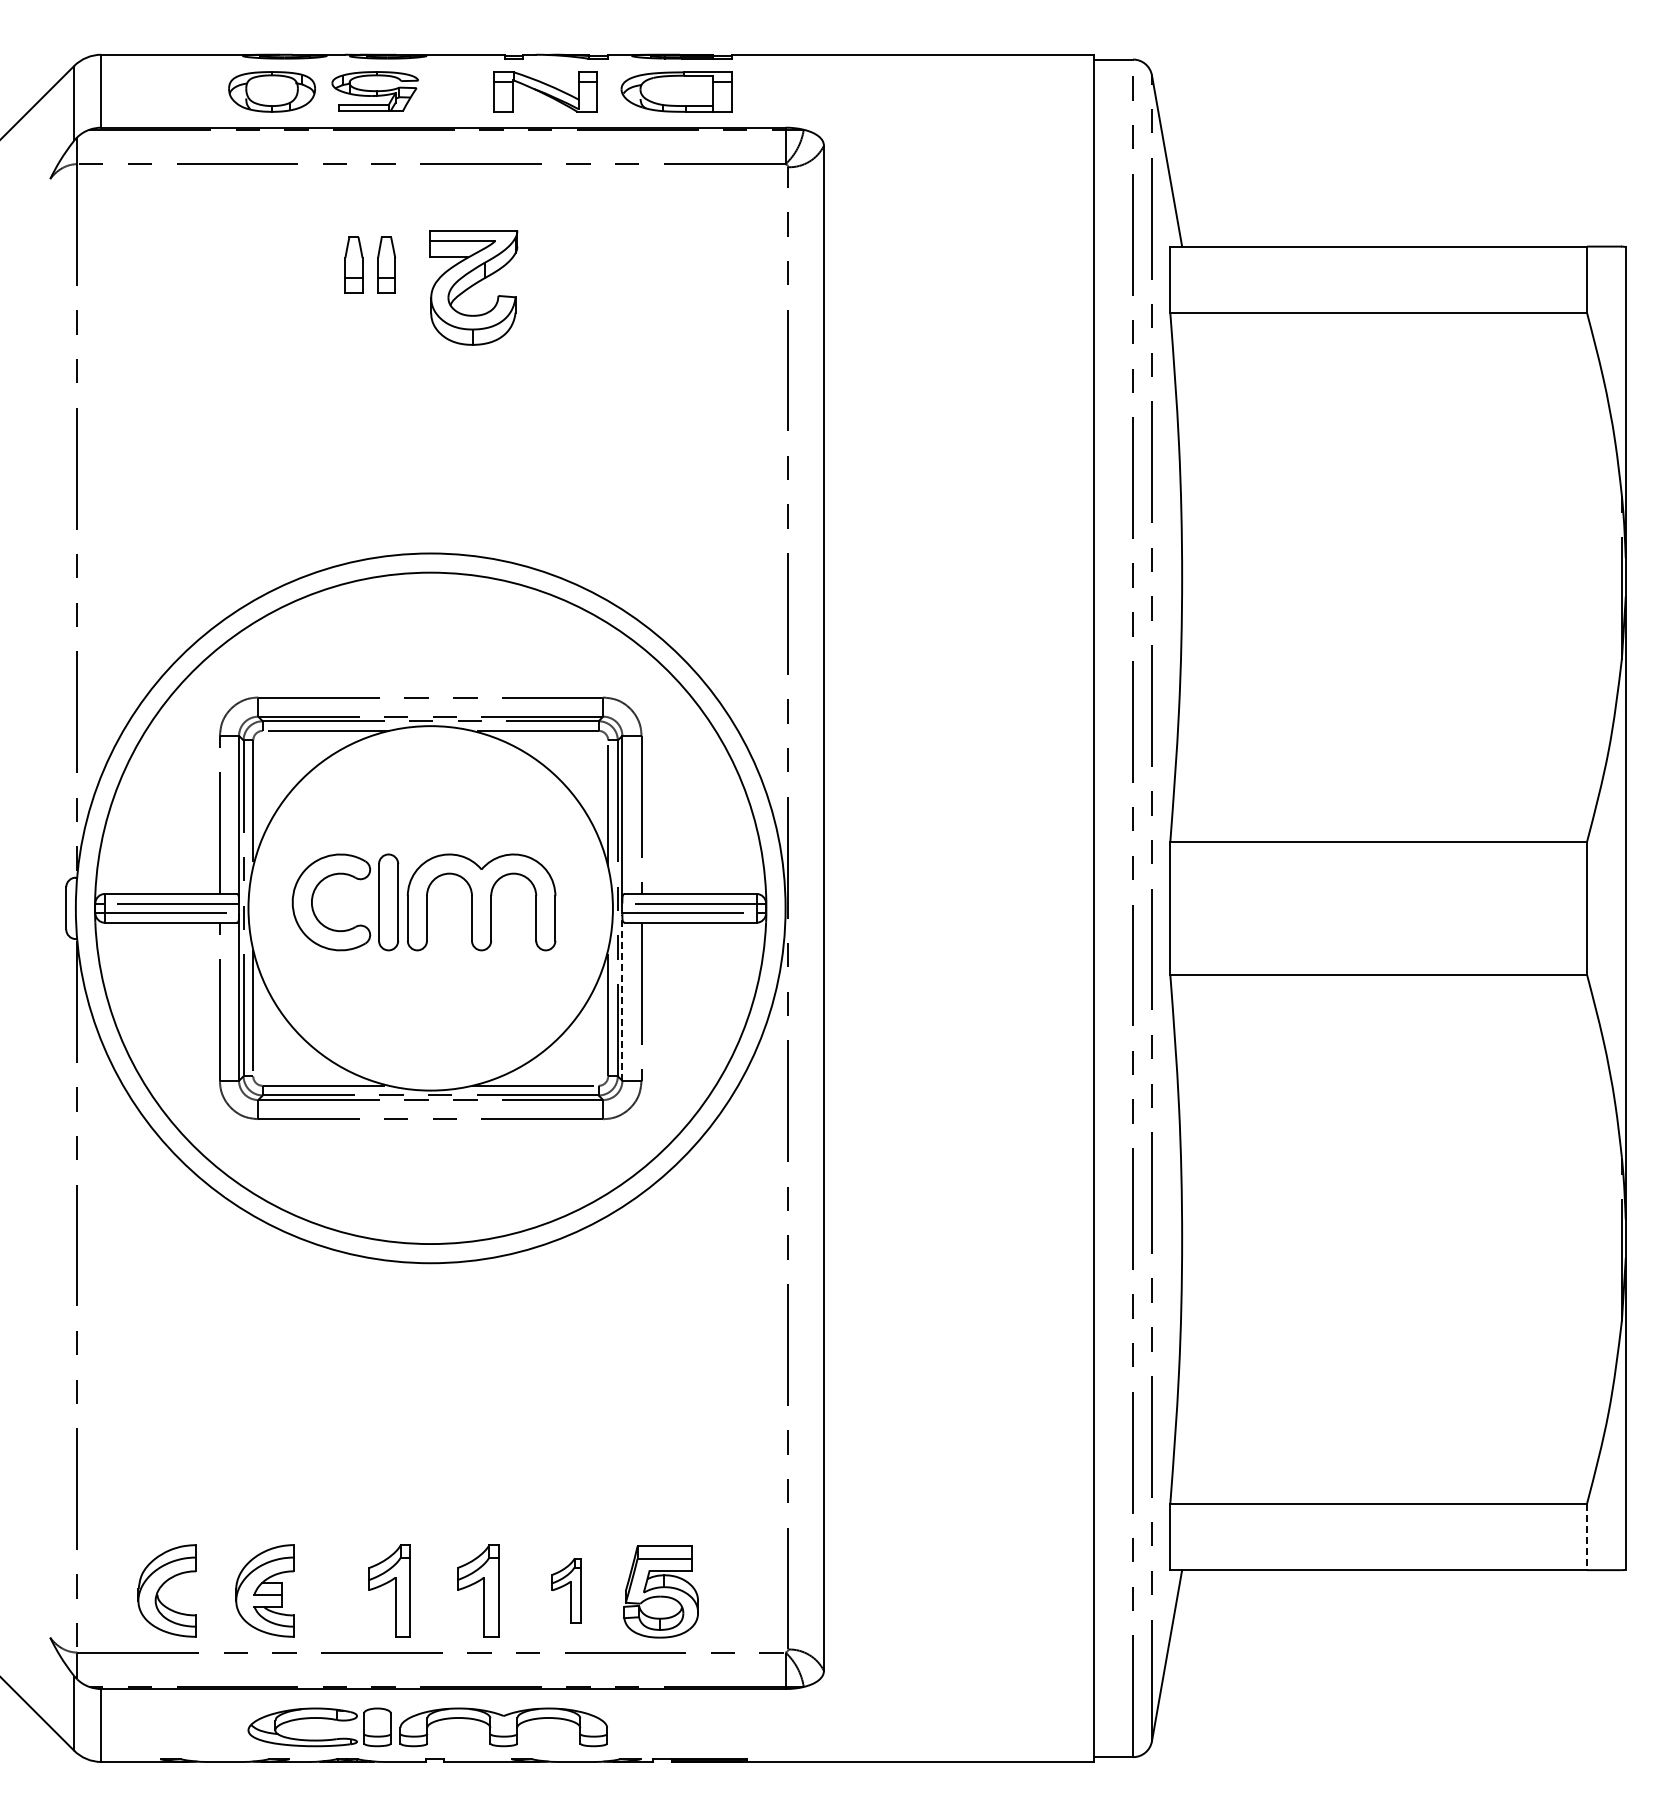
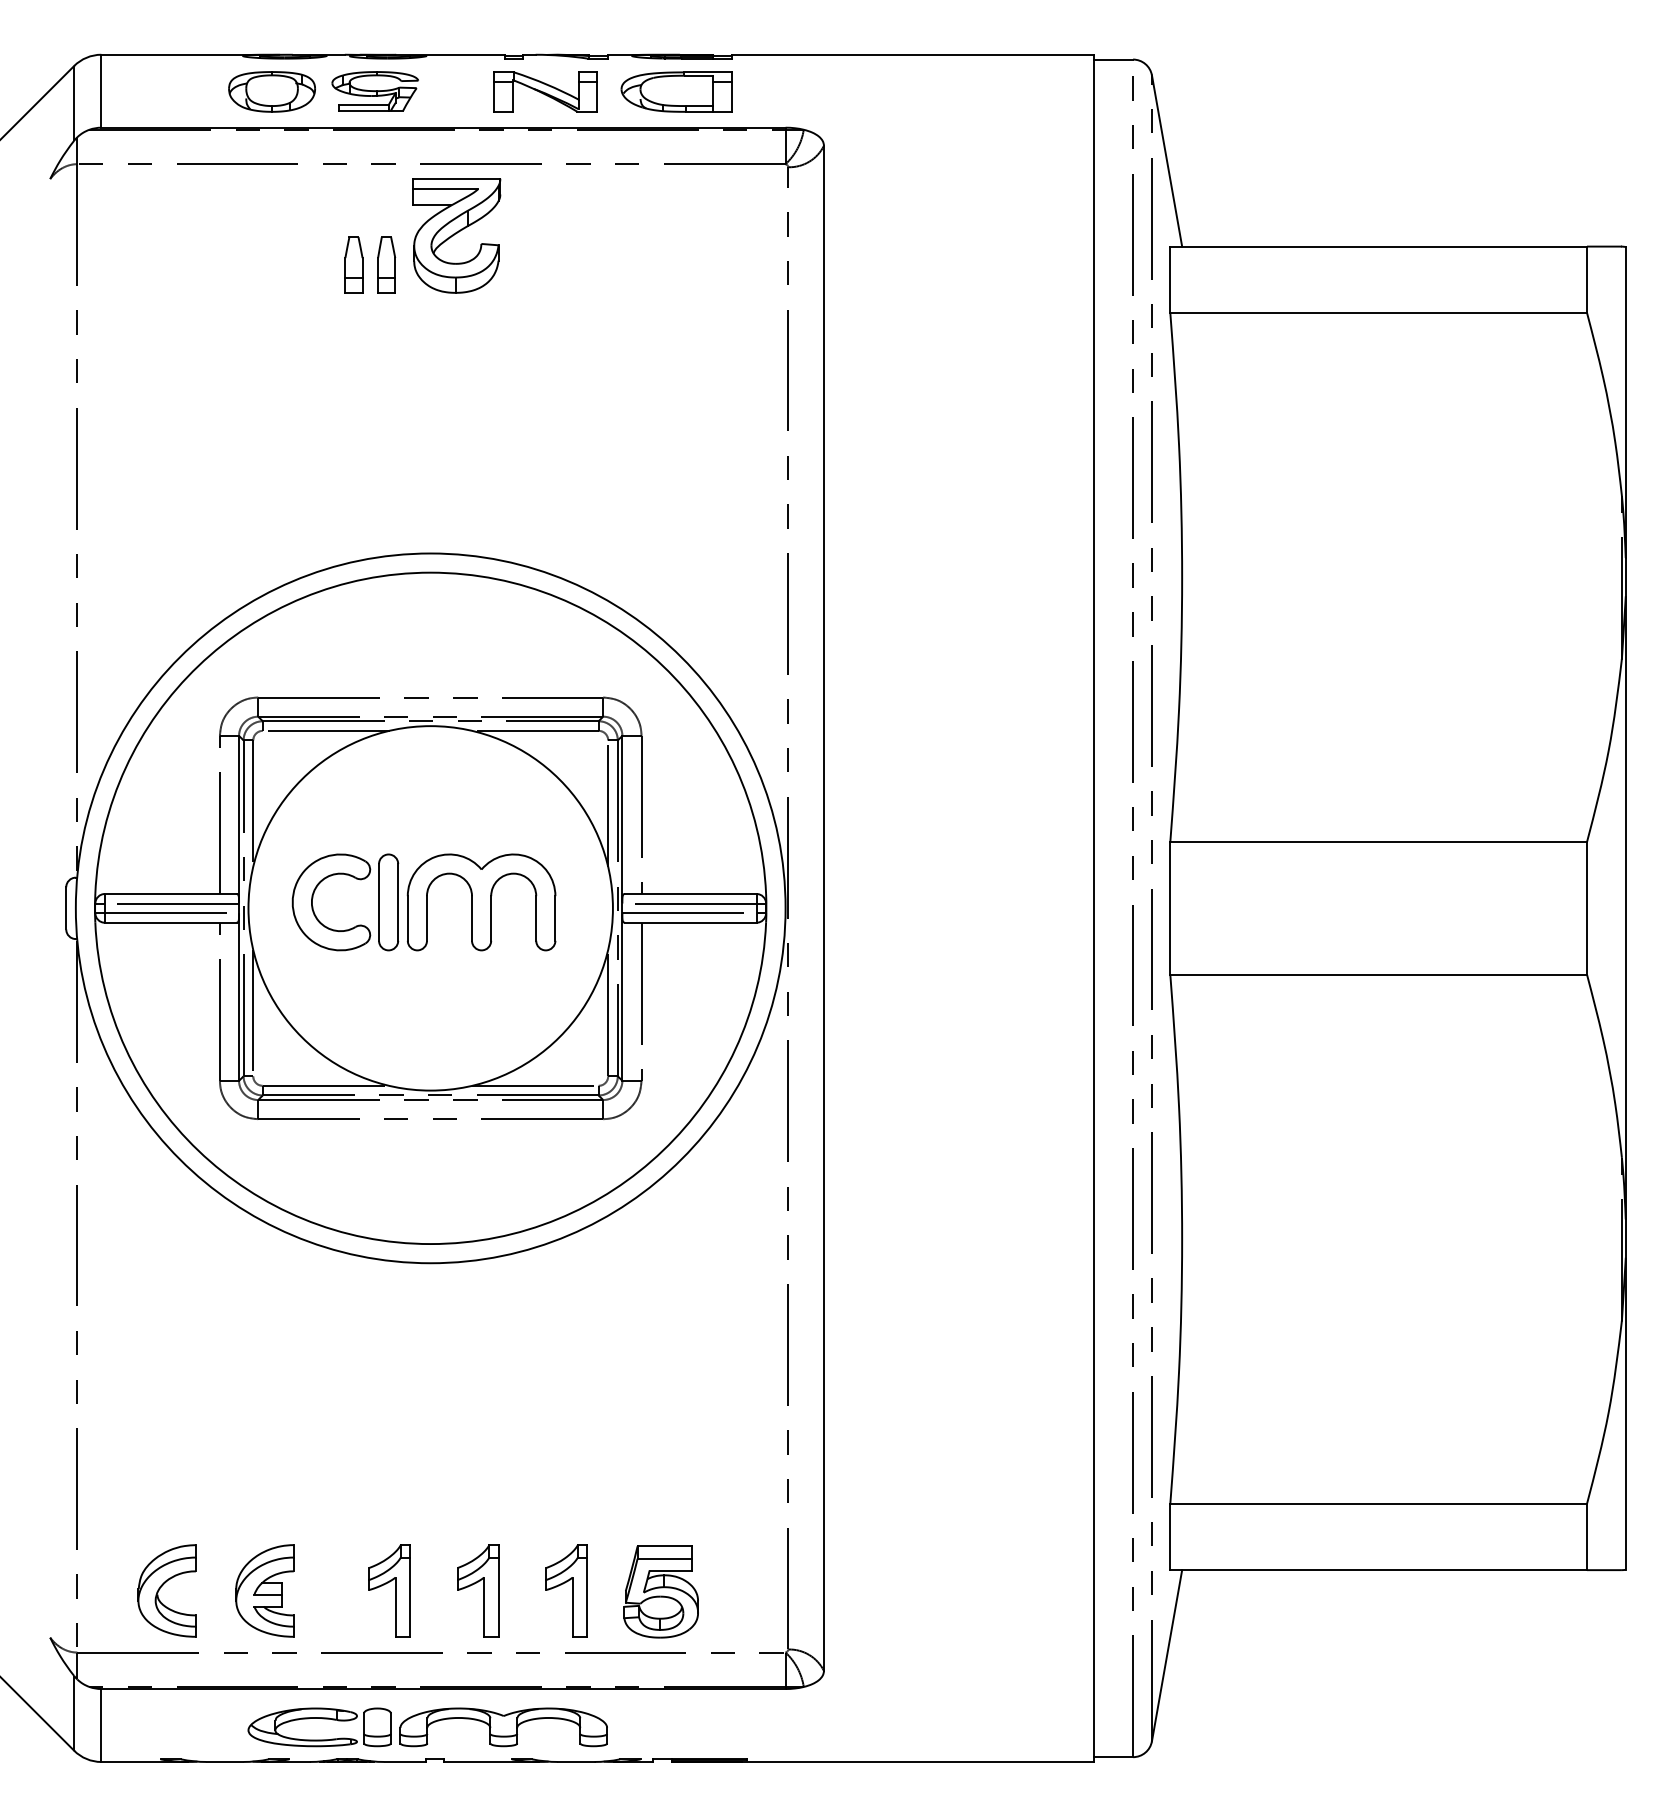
part position: (473, 287) -> (456, 235) (456, 235)
line: dashed -> solid (622, 997)
line: dashed -> solid (1587, 1537)
part size: 31x66 px -> 43x94 px (566, 1590)
